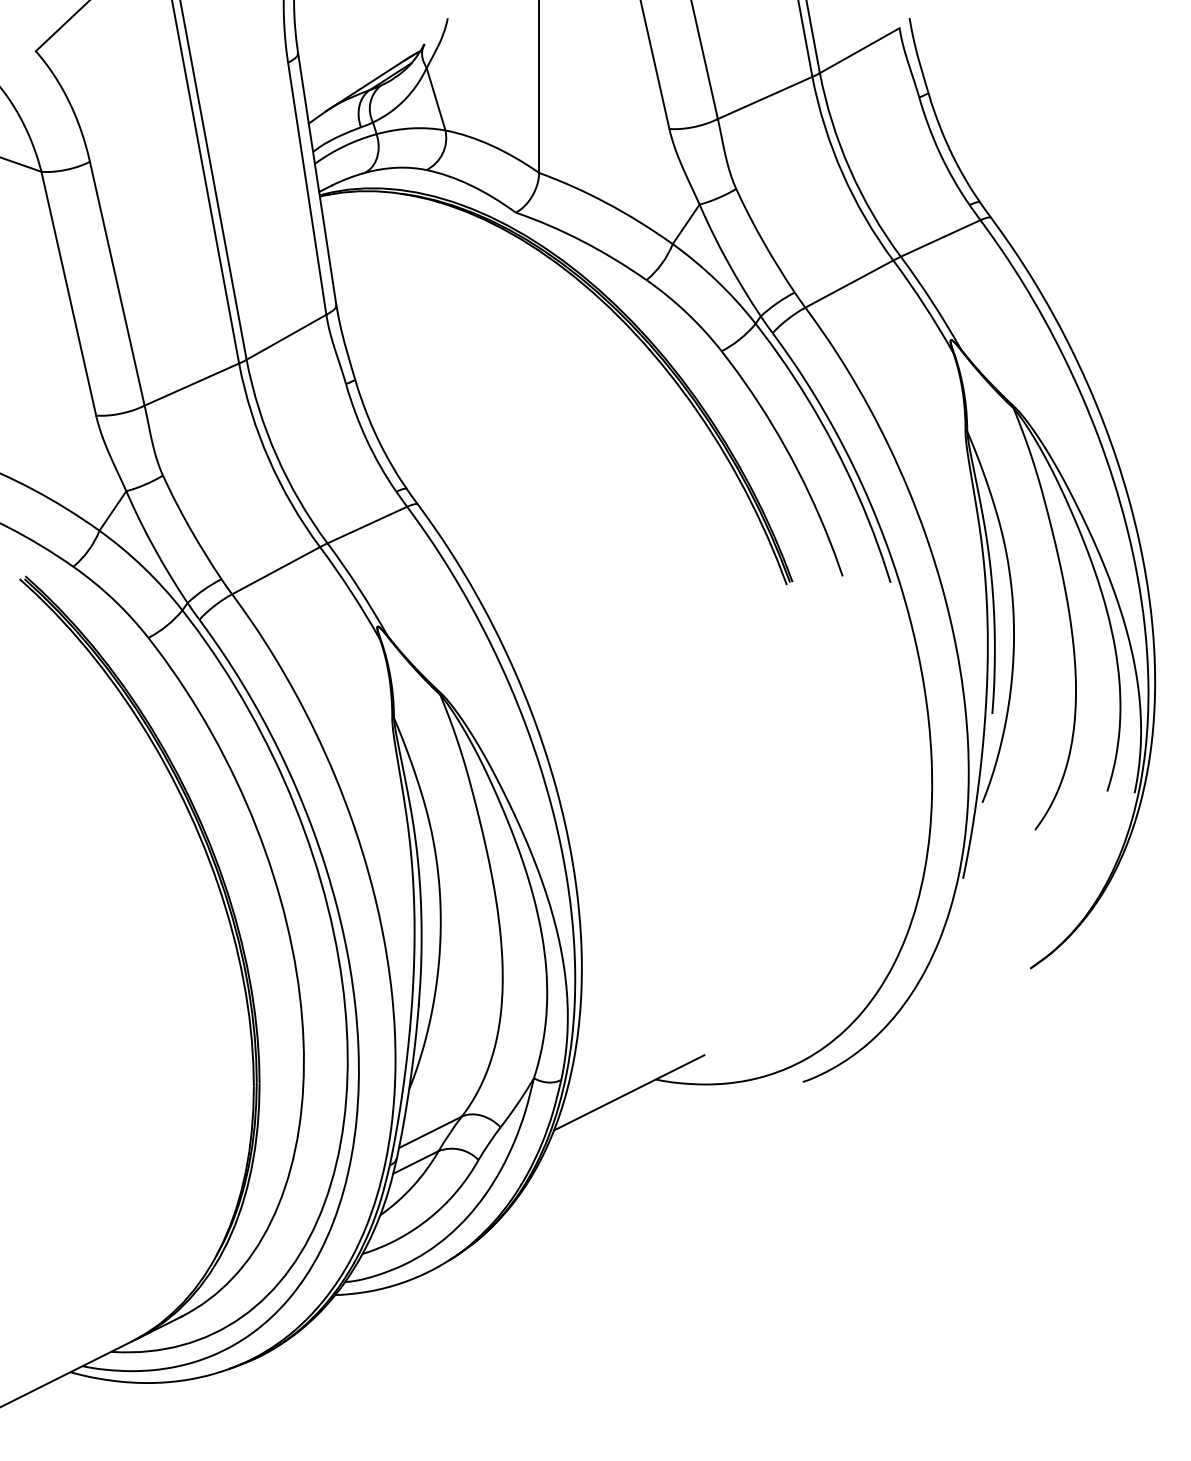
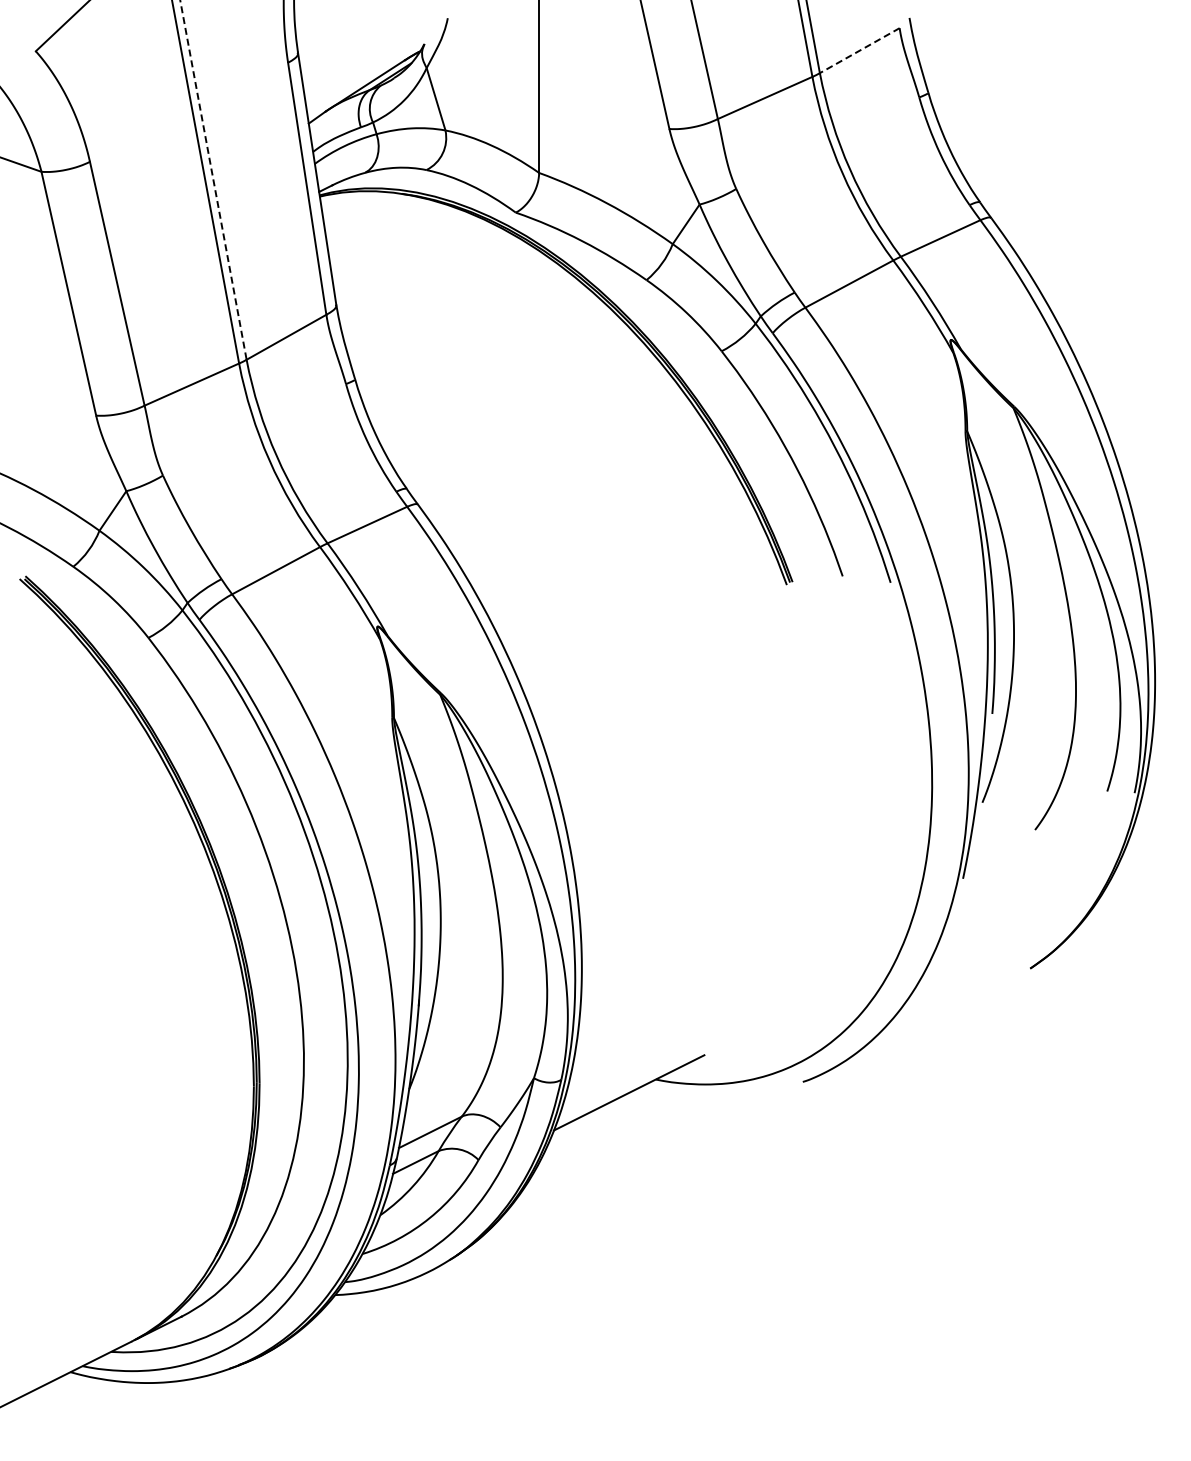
line: solid -> dashed (859, 50)
line: solid -> dashed (213, 180)
